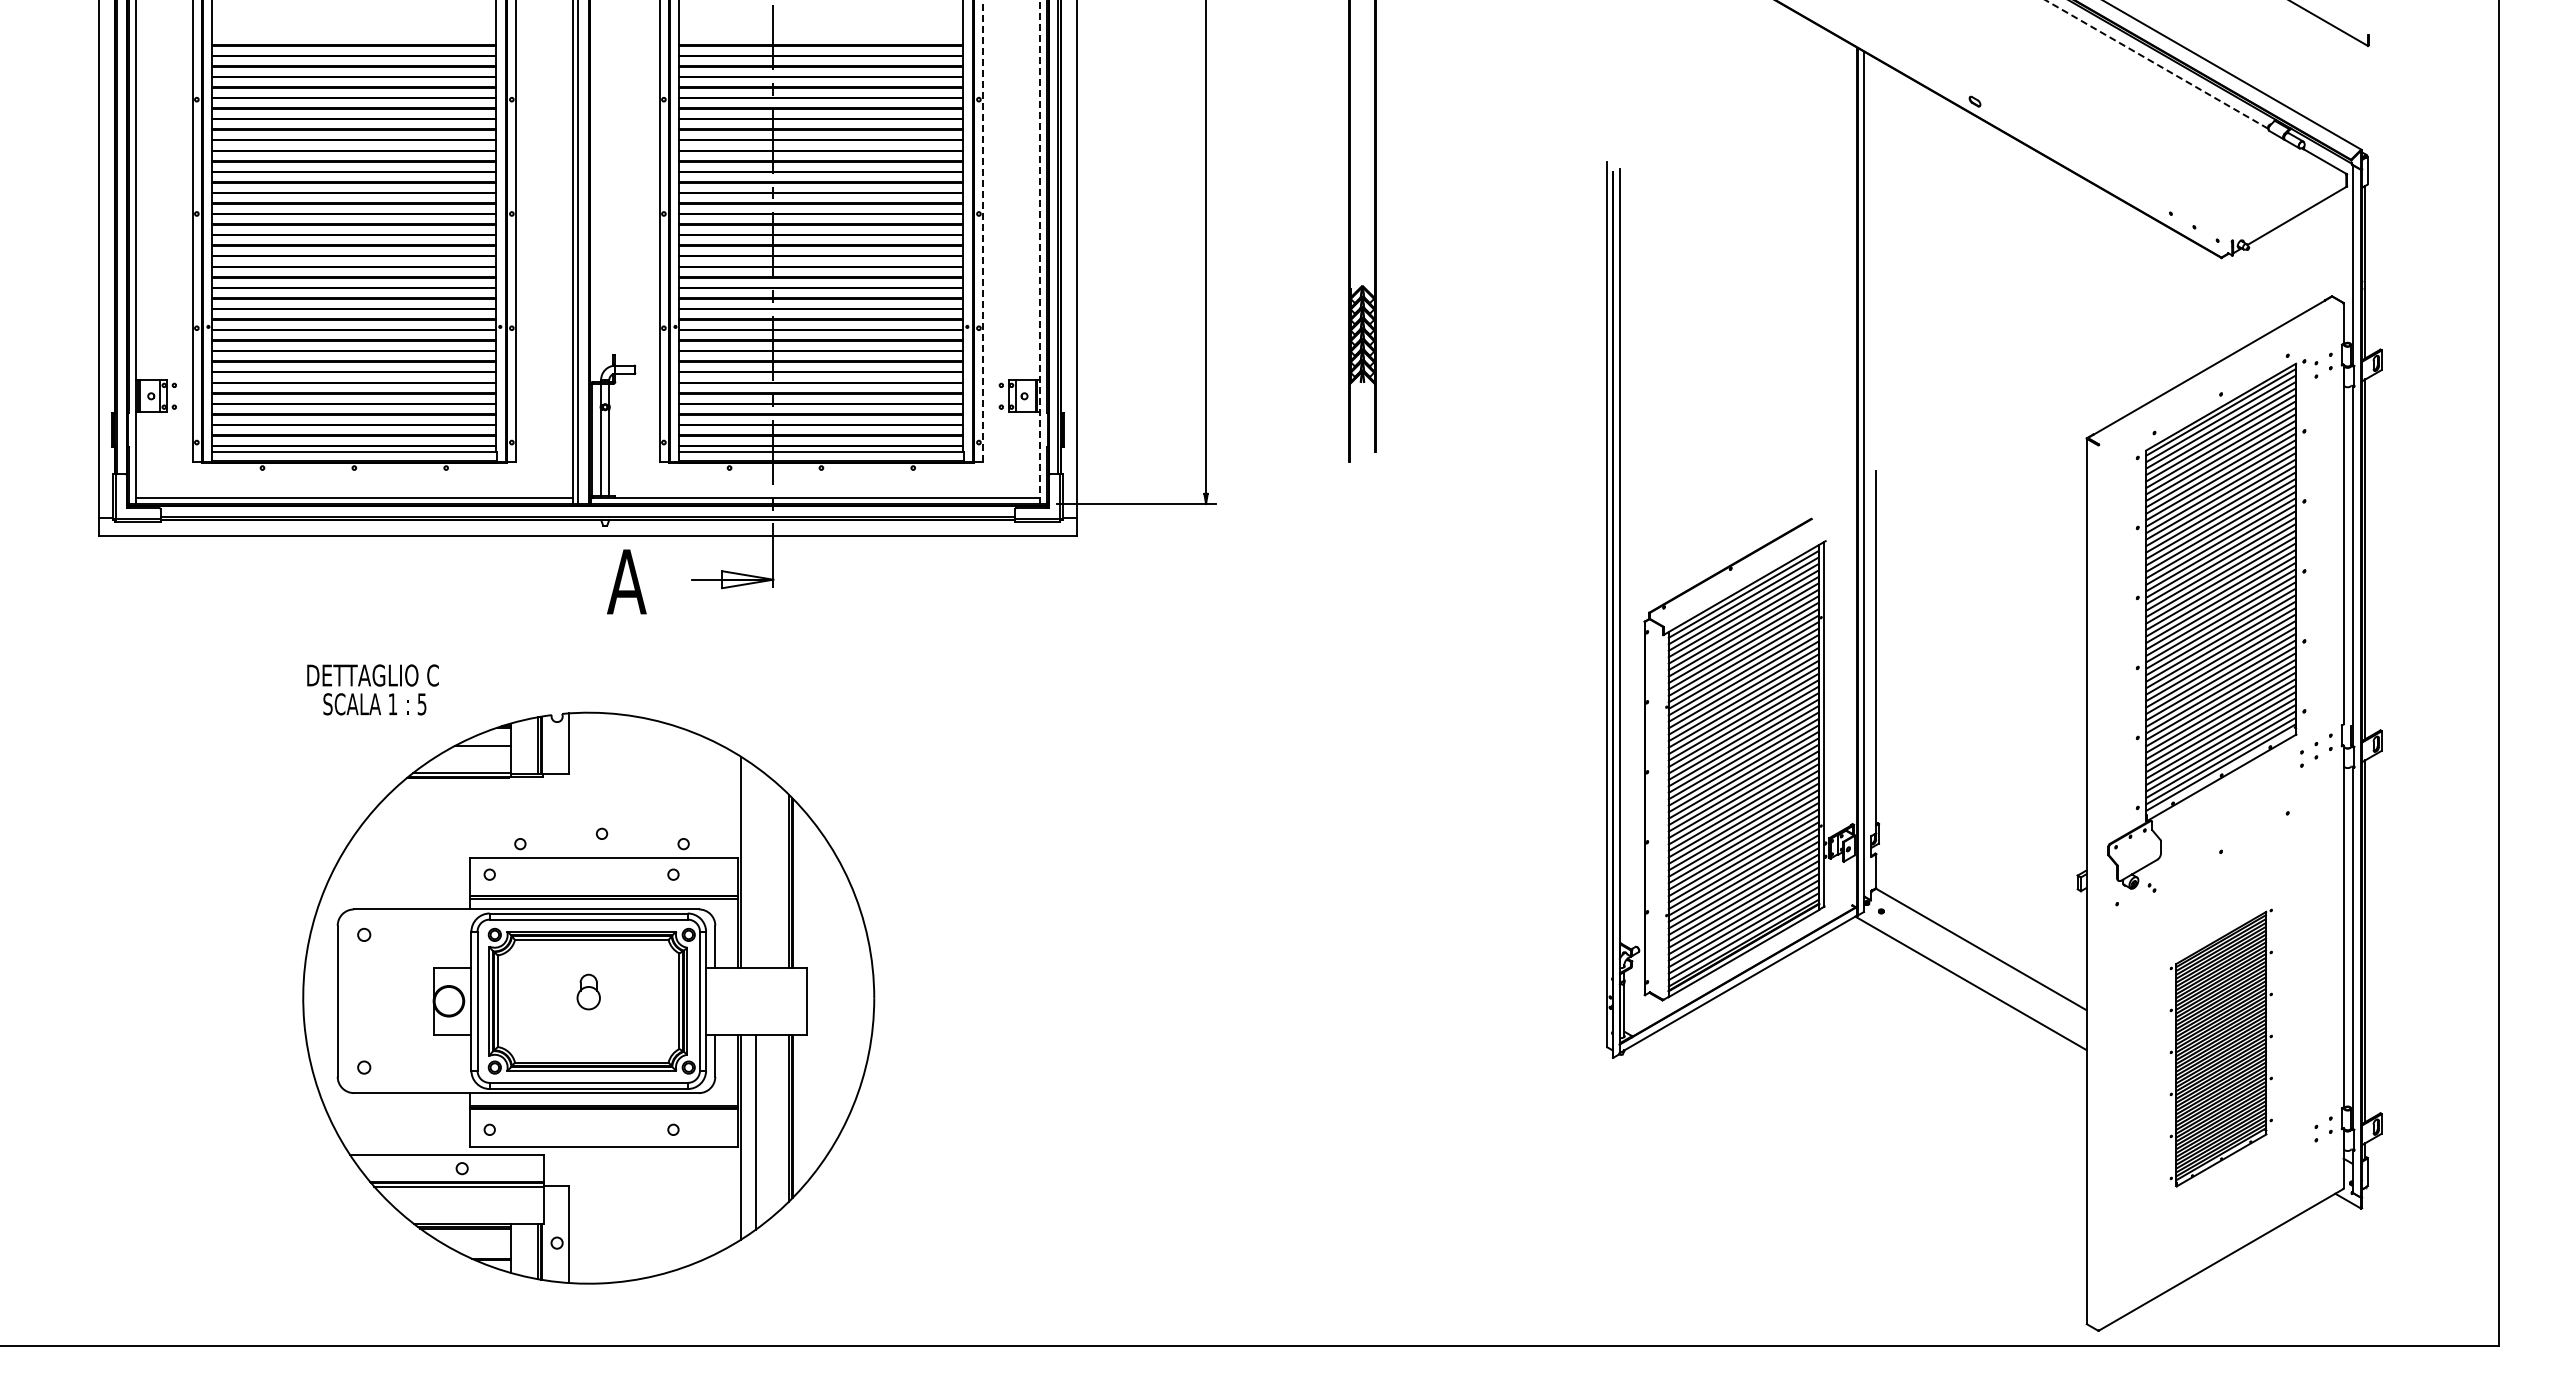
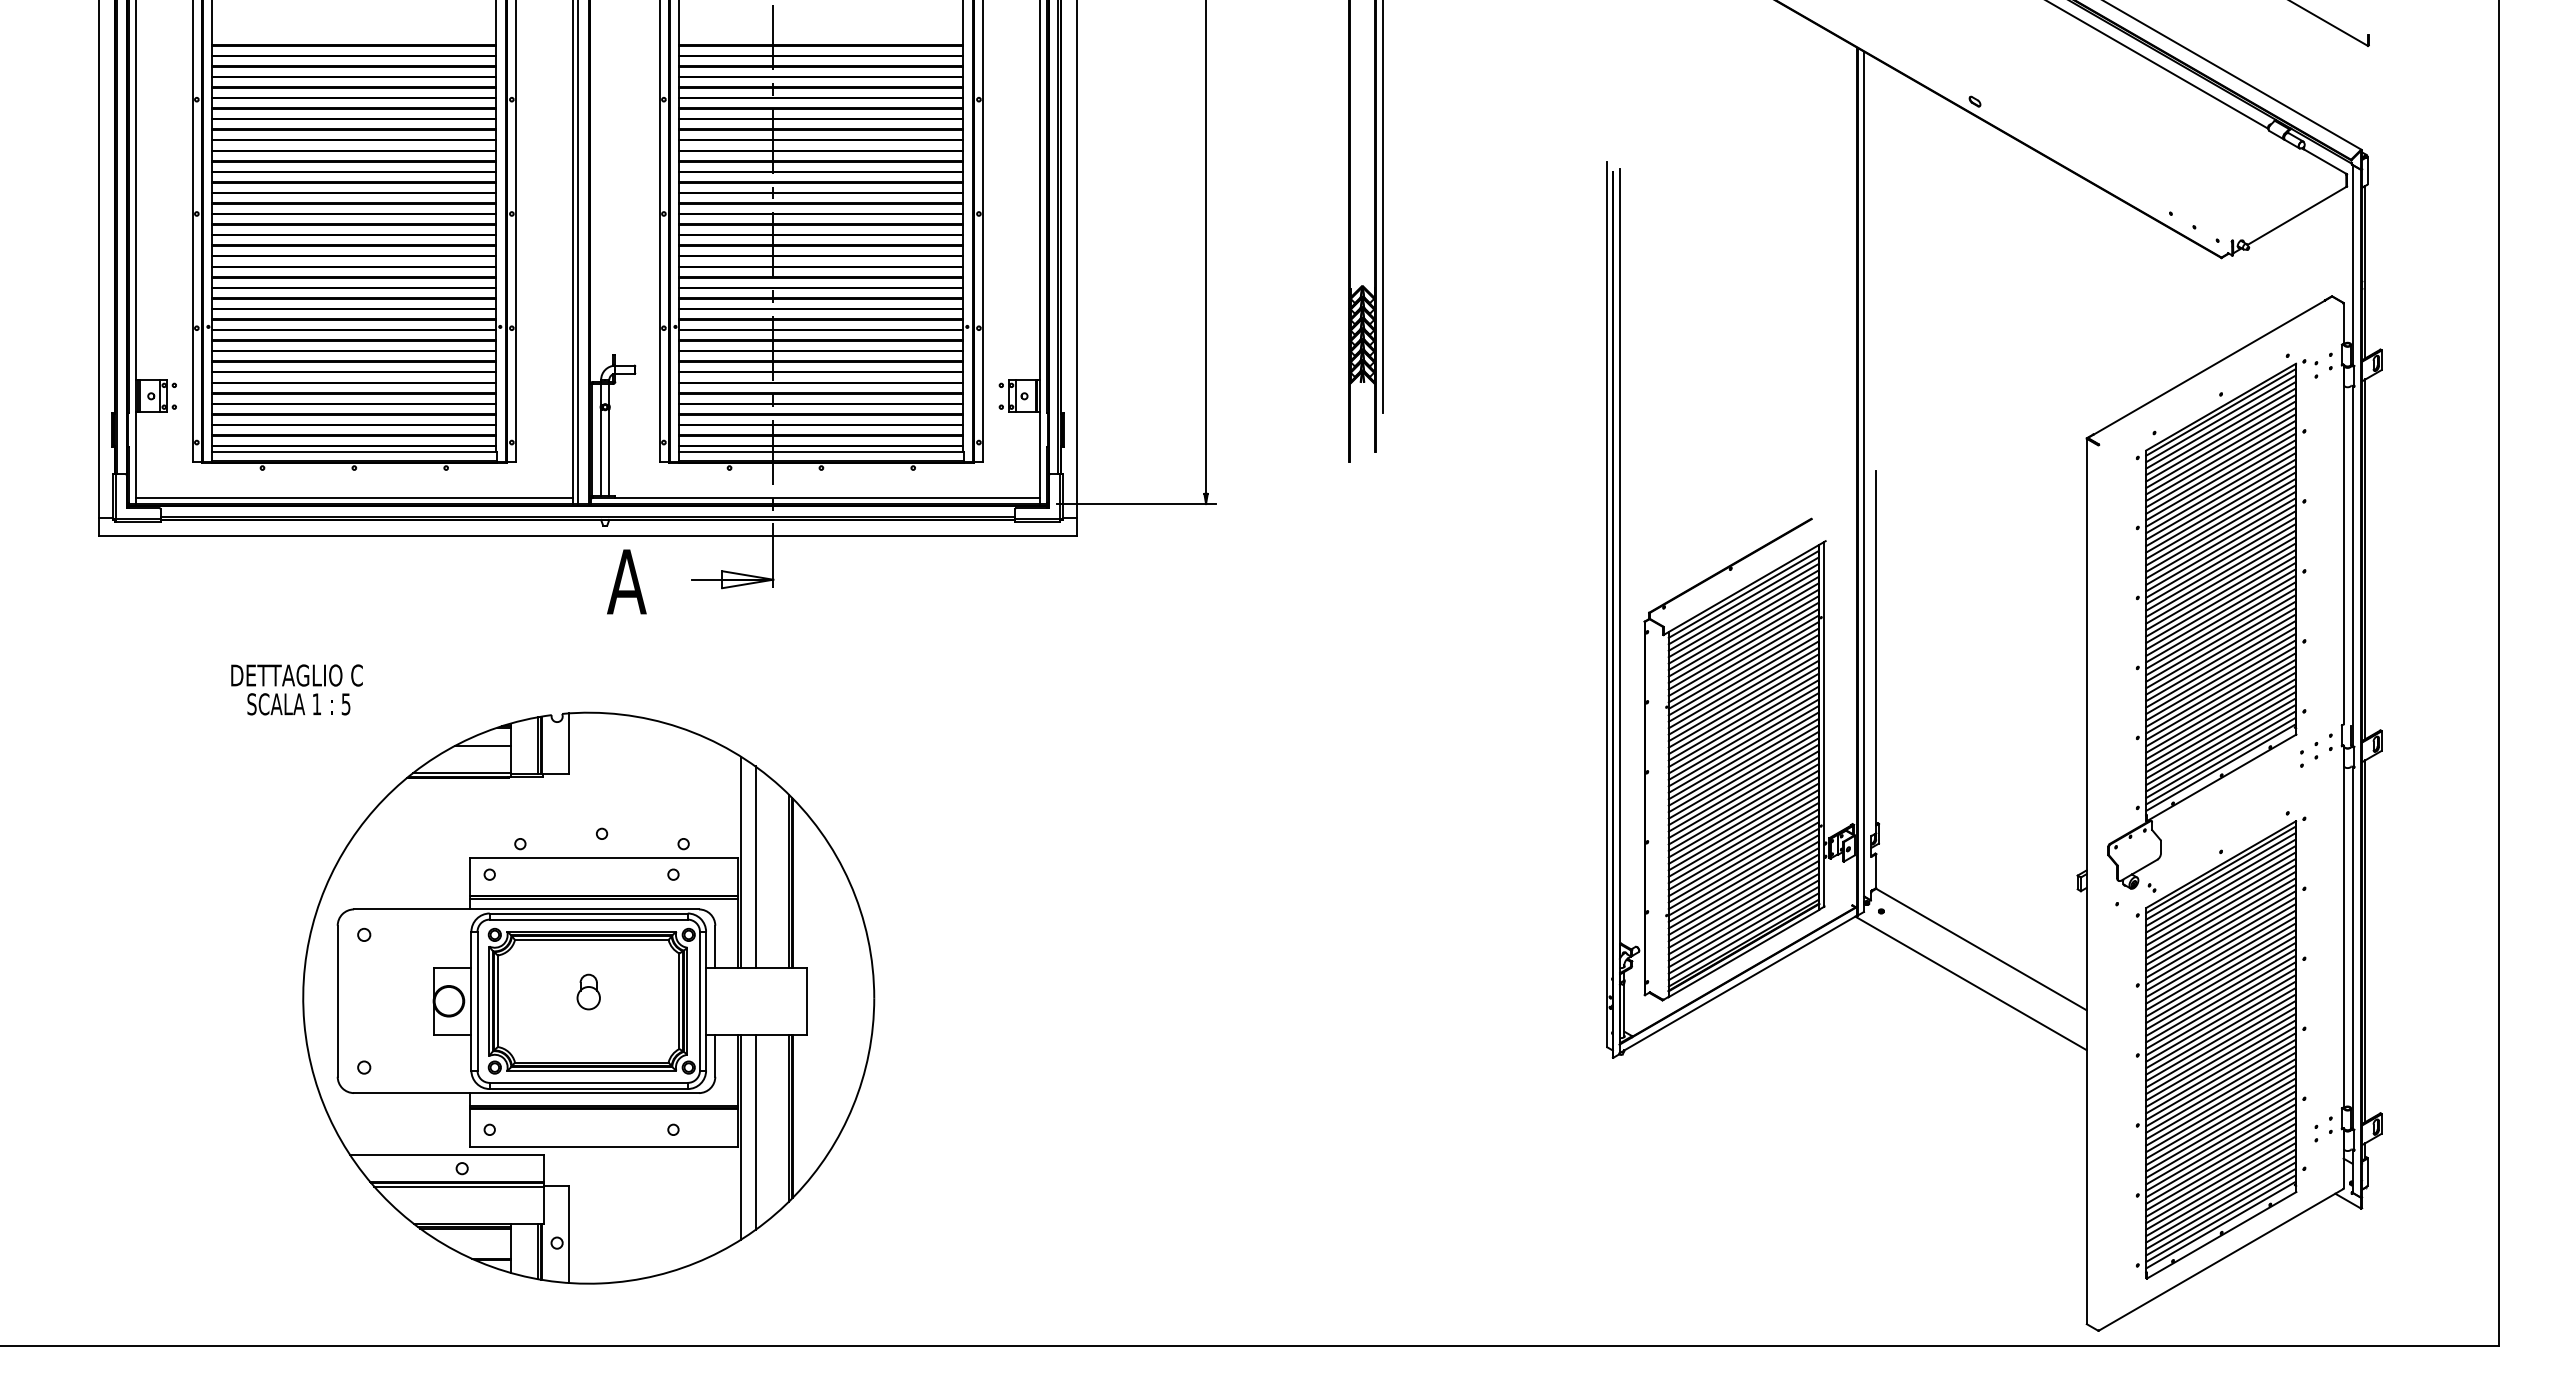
line: dashed -> solid (2156, 64)
line: none -> present (1382, 207)
line: dashed -> solid (983, 230)
line: dashed -> solid (1040, 252)
text position: (372, 689) -> (296, 689) (296, 689)
line: none -> present (755, 866)
part size: 104x280 px -> 171x464 px (2221, 1047)
